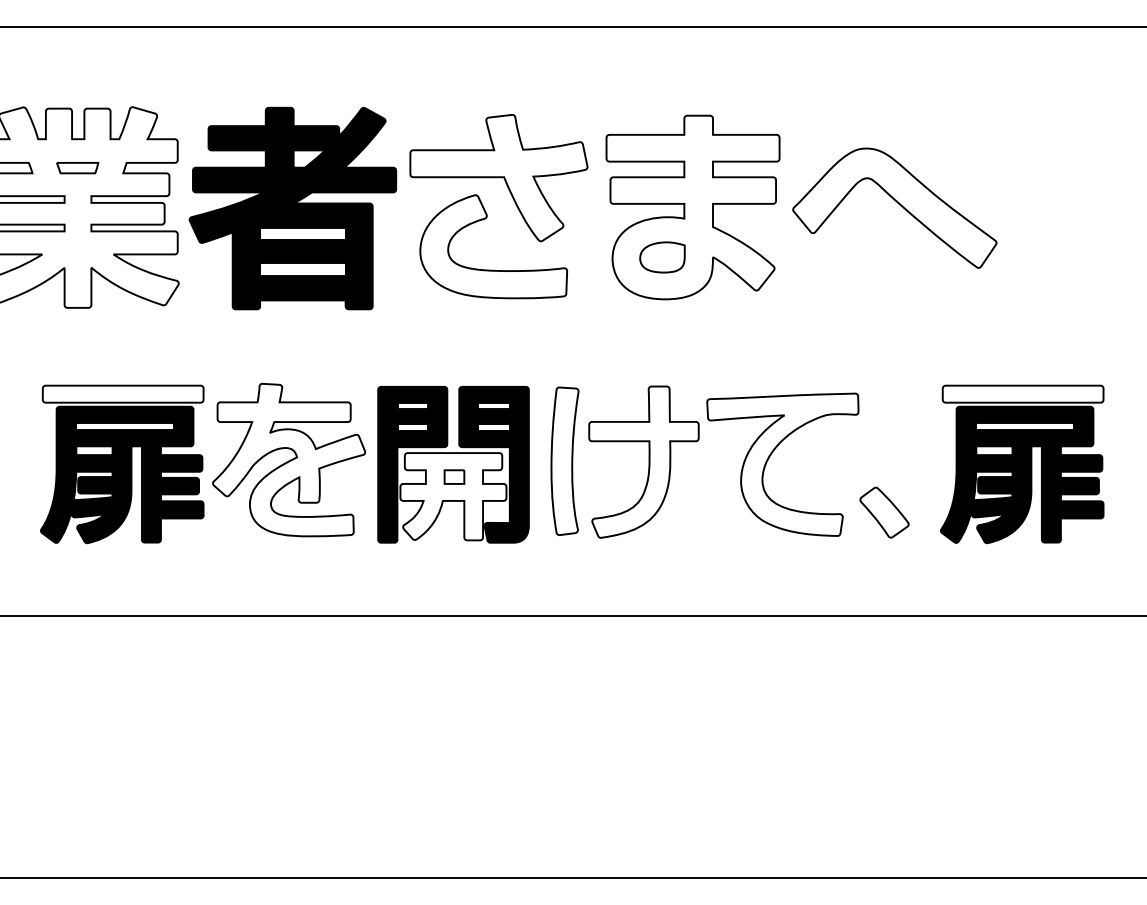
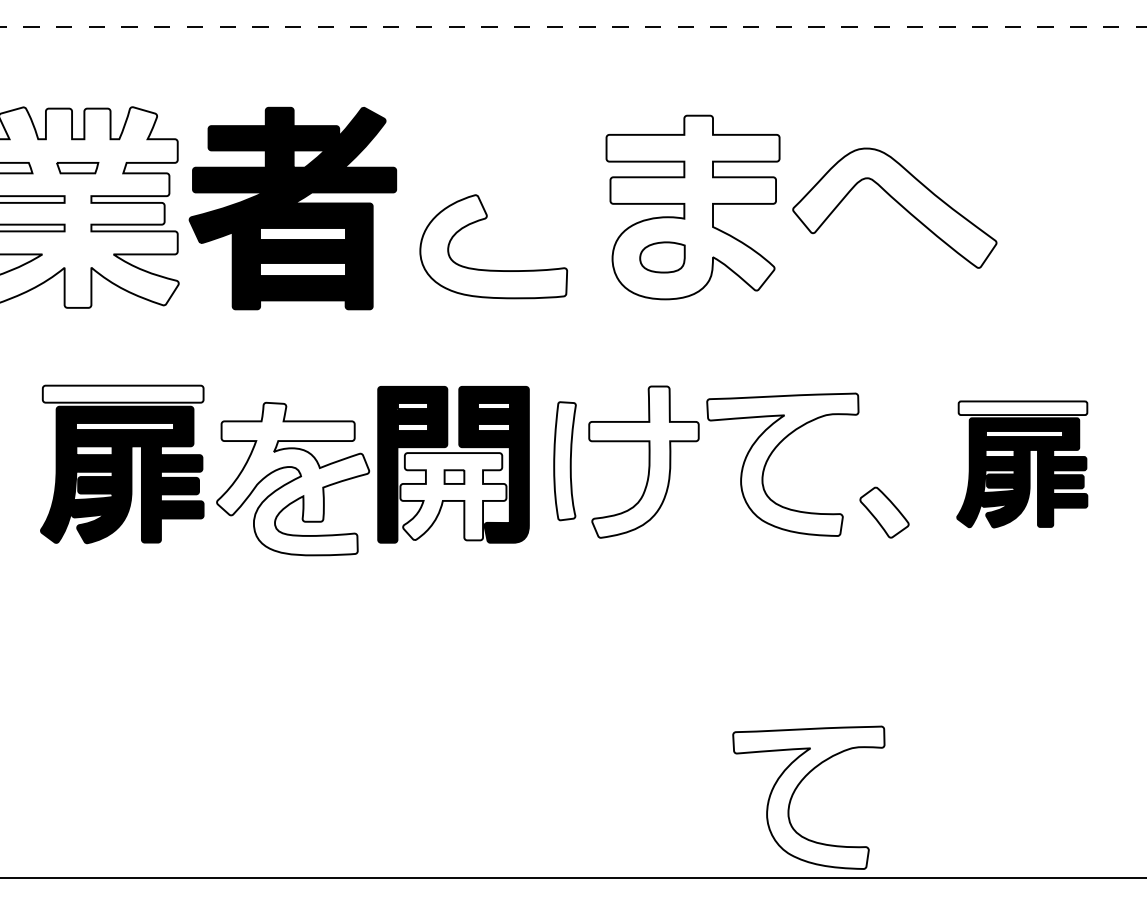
line: solid -> dashed (573, 27)
part: present -> none (498, 178)
part position: (289, 459) -> (293, 478) (293, 478)
part size: 30x150 px -> 24x121 px (564, 461)
part size: 165x161 px -> 133x129 px (1022, 464)
line: present -> none (572, 616)
part: none -> present (797, 788)
